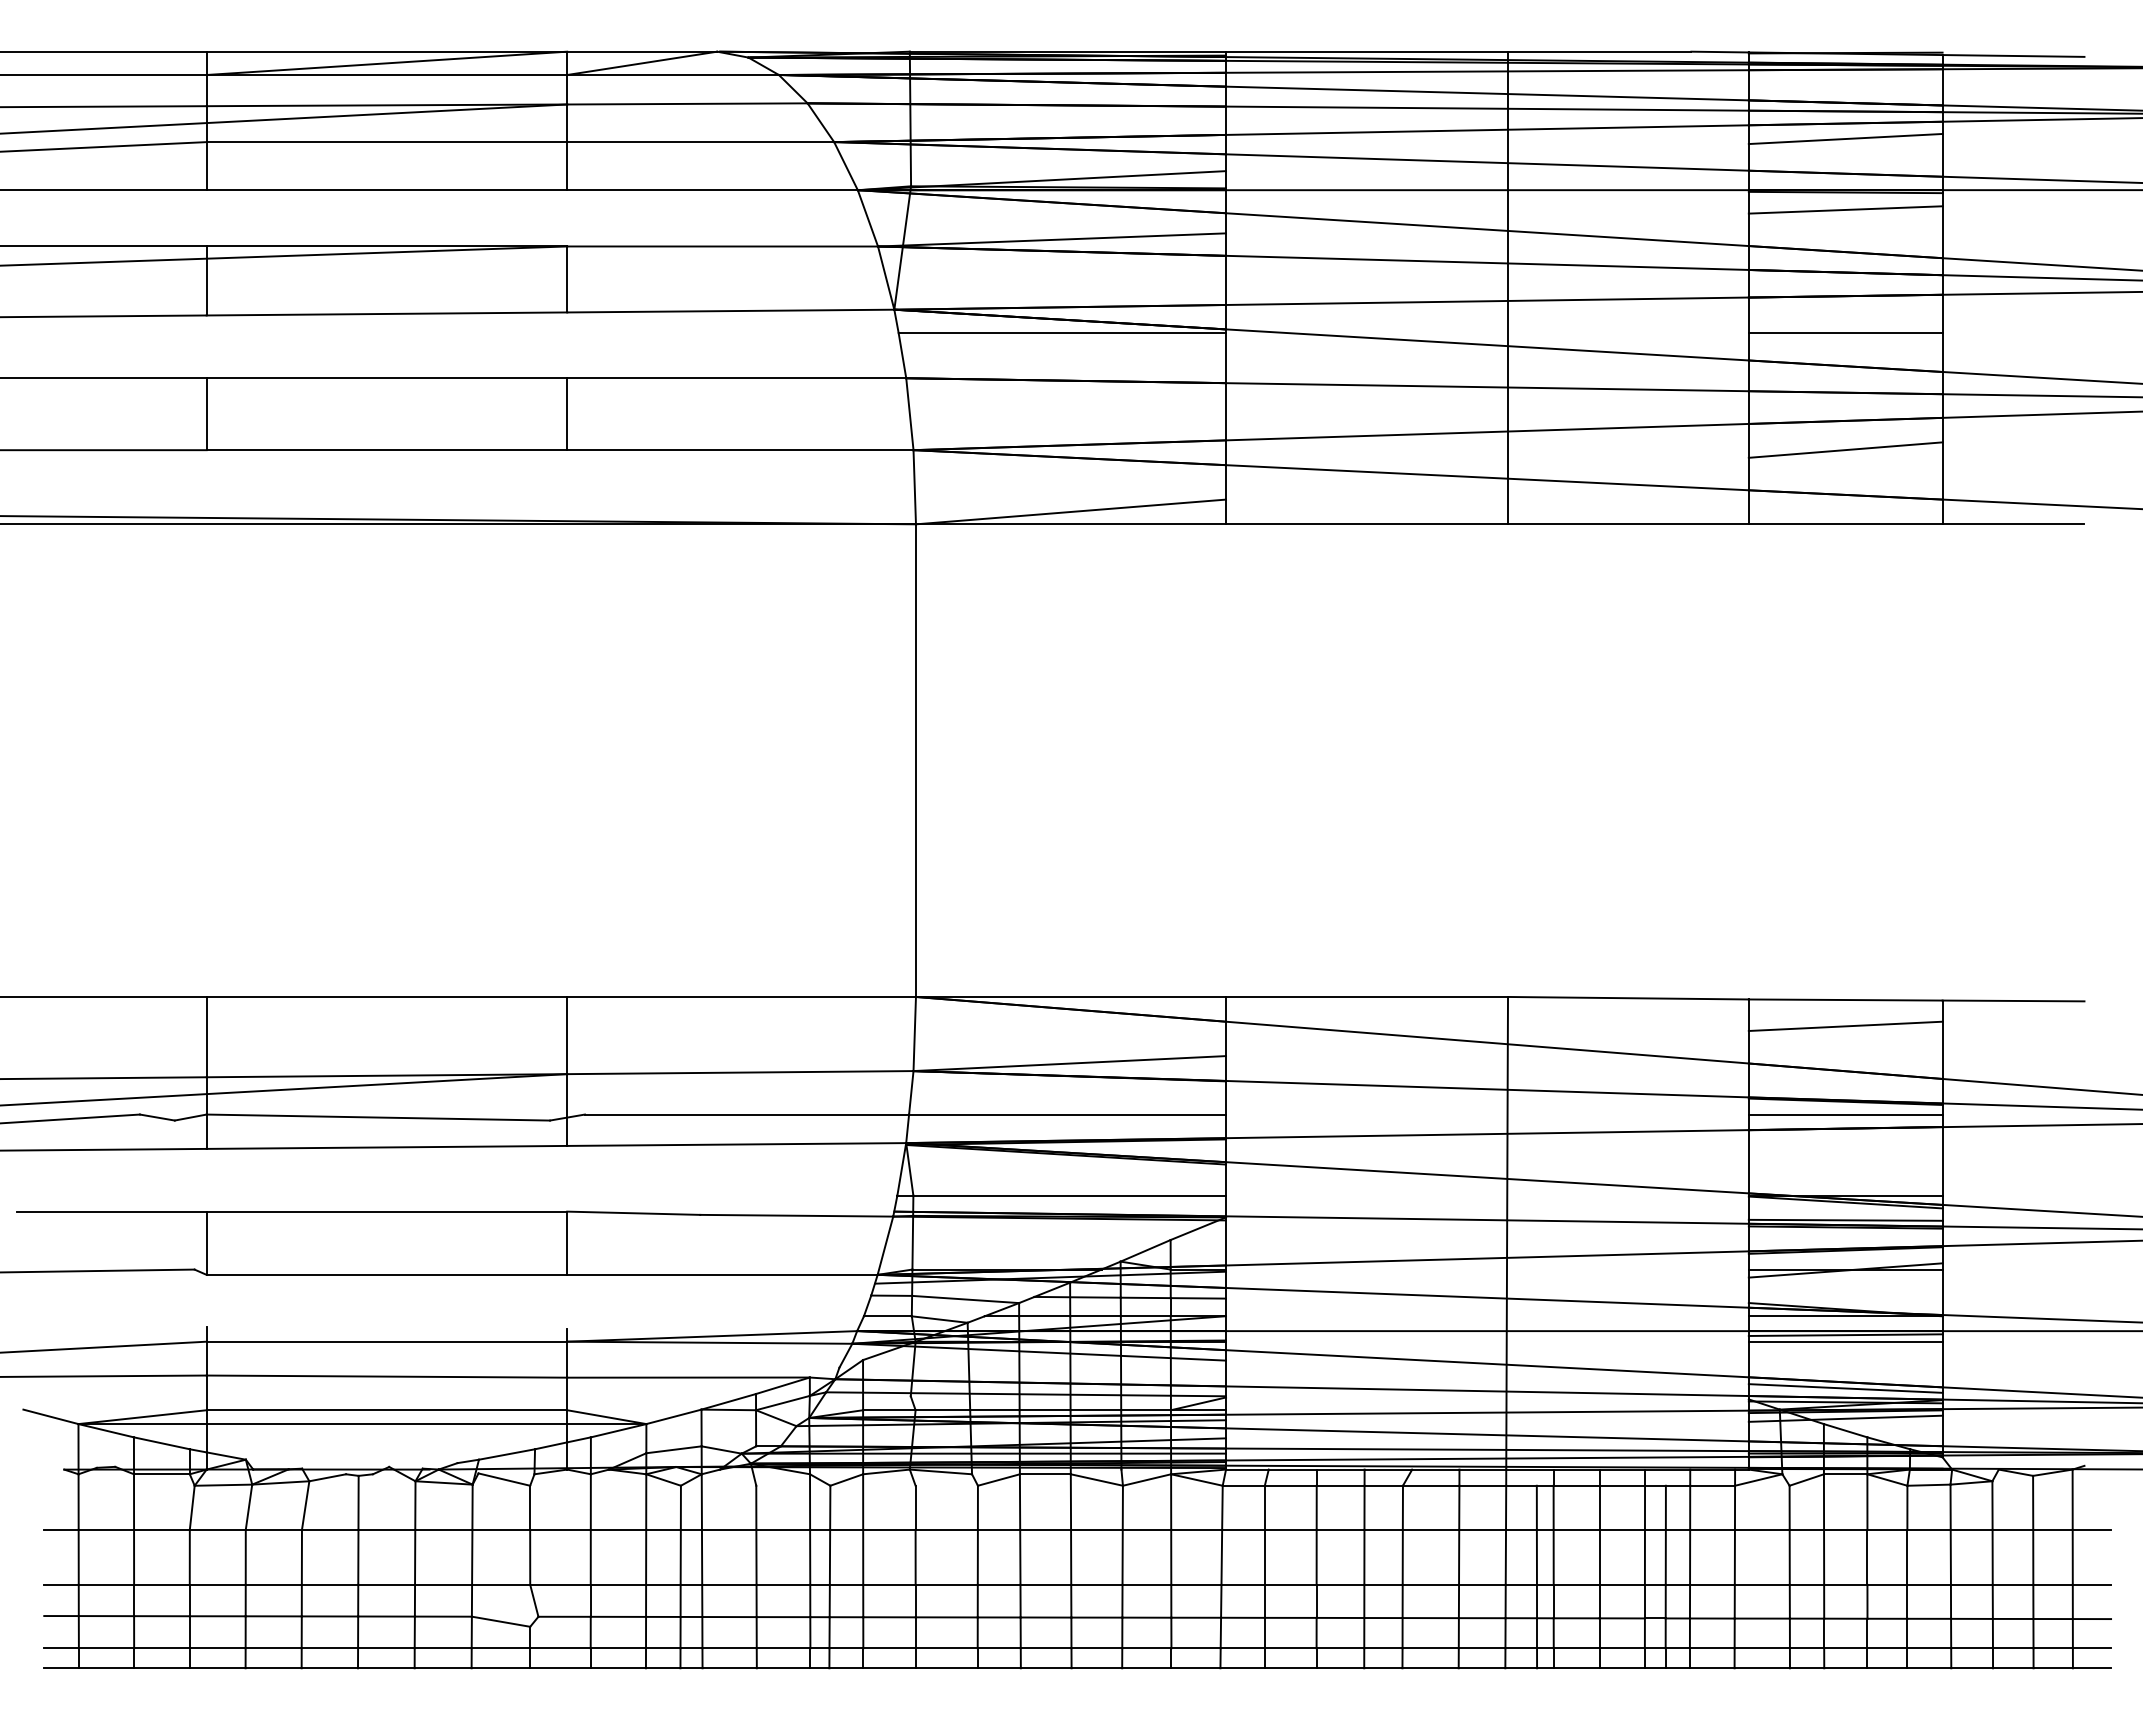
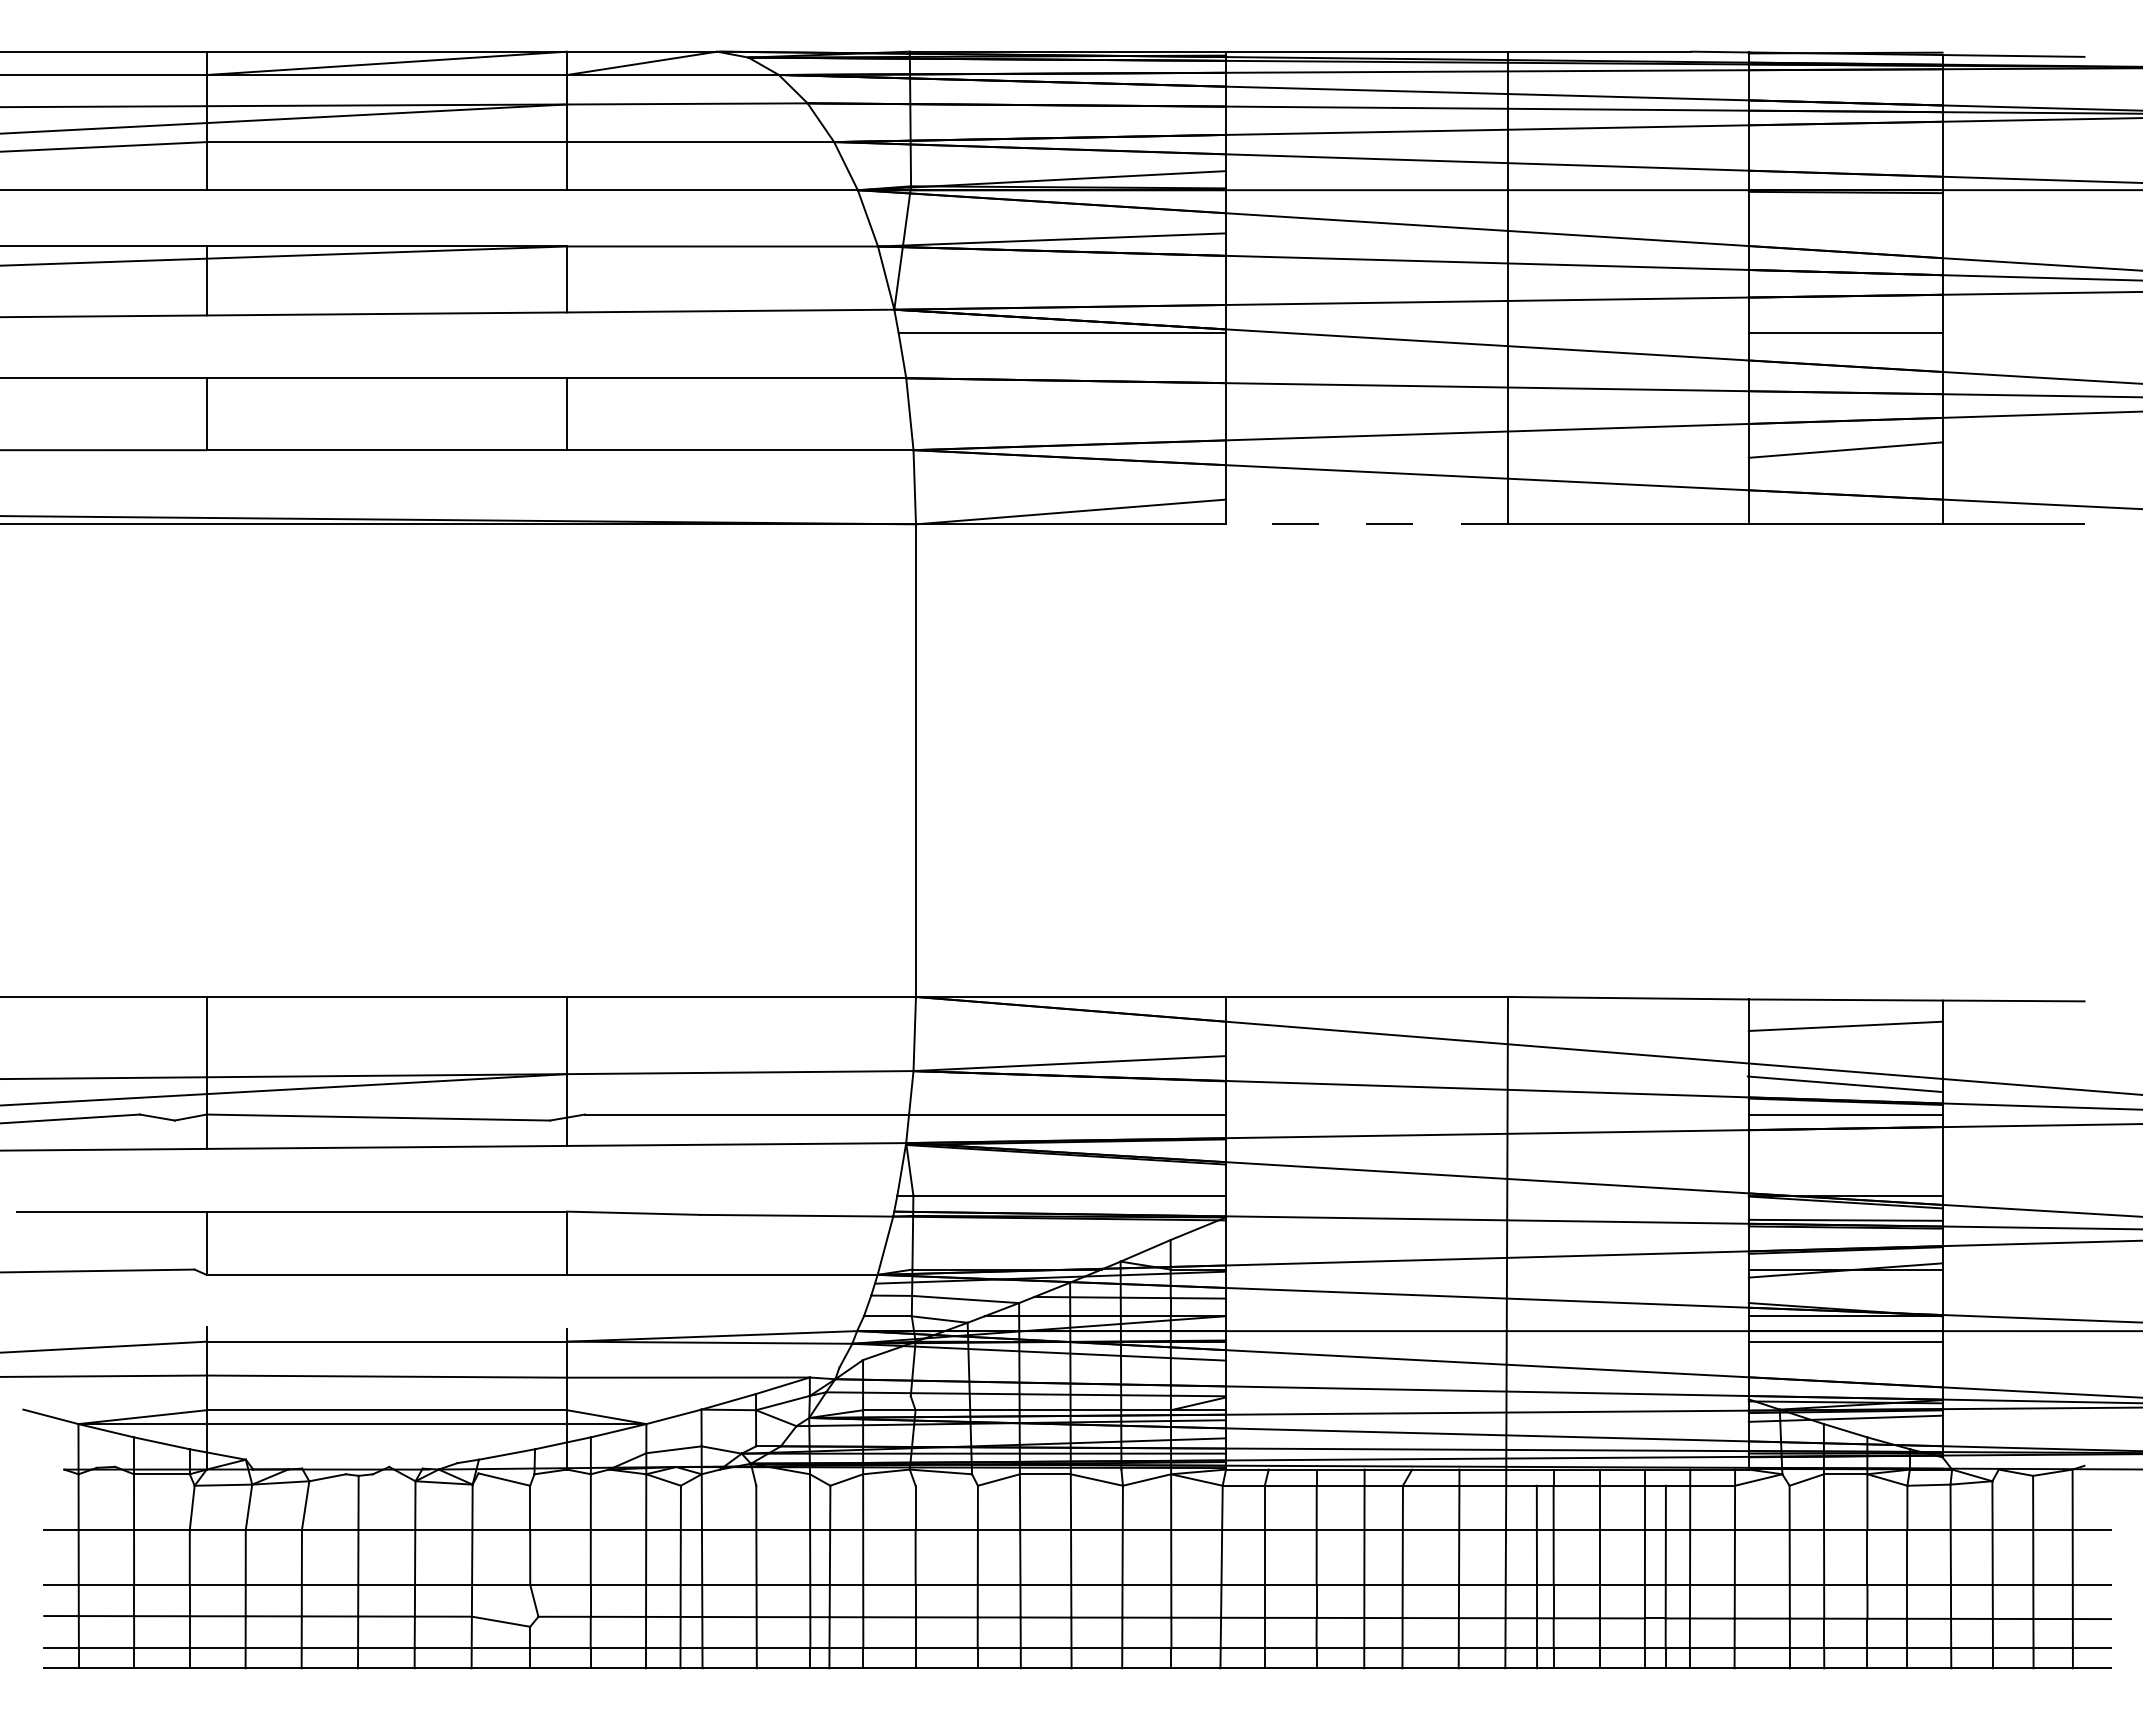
line: present -> none (1845, 138)
line: present -> none (1845, 209)
line: solid -> dashed (1367, 524)
line position: (1845, 1070) -> (1844, 1083) (1844, 1083)
line: present -> none (1845, 1334)
line: present -> none (1845, 1388)
